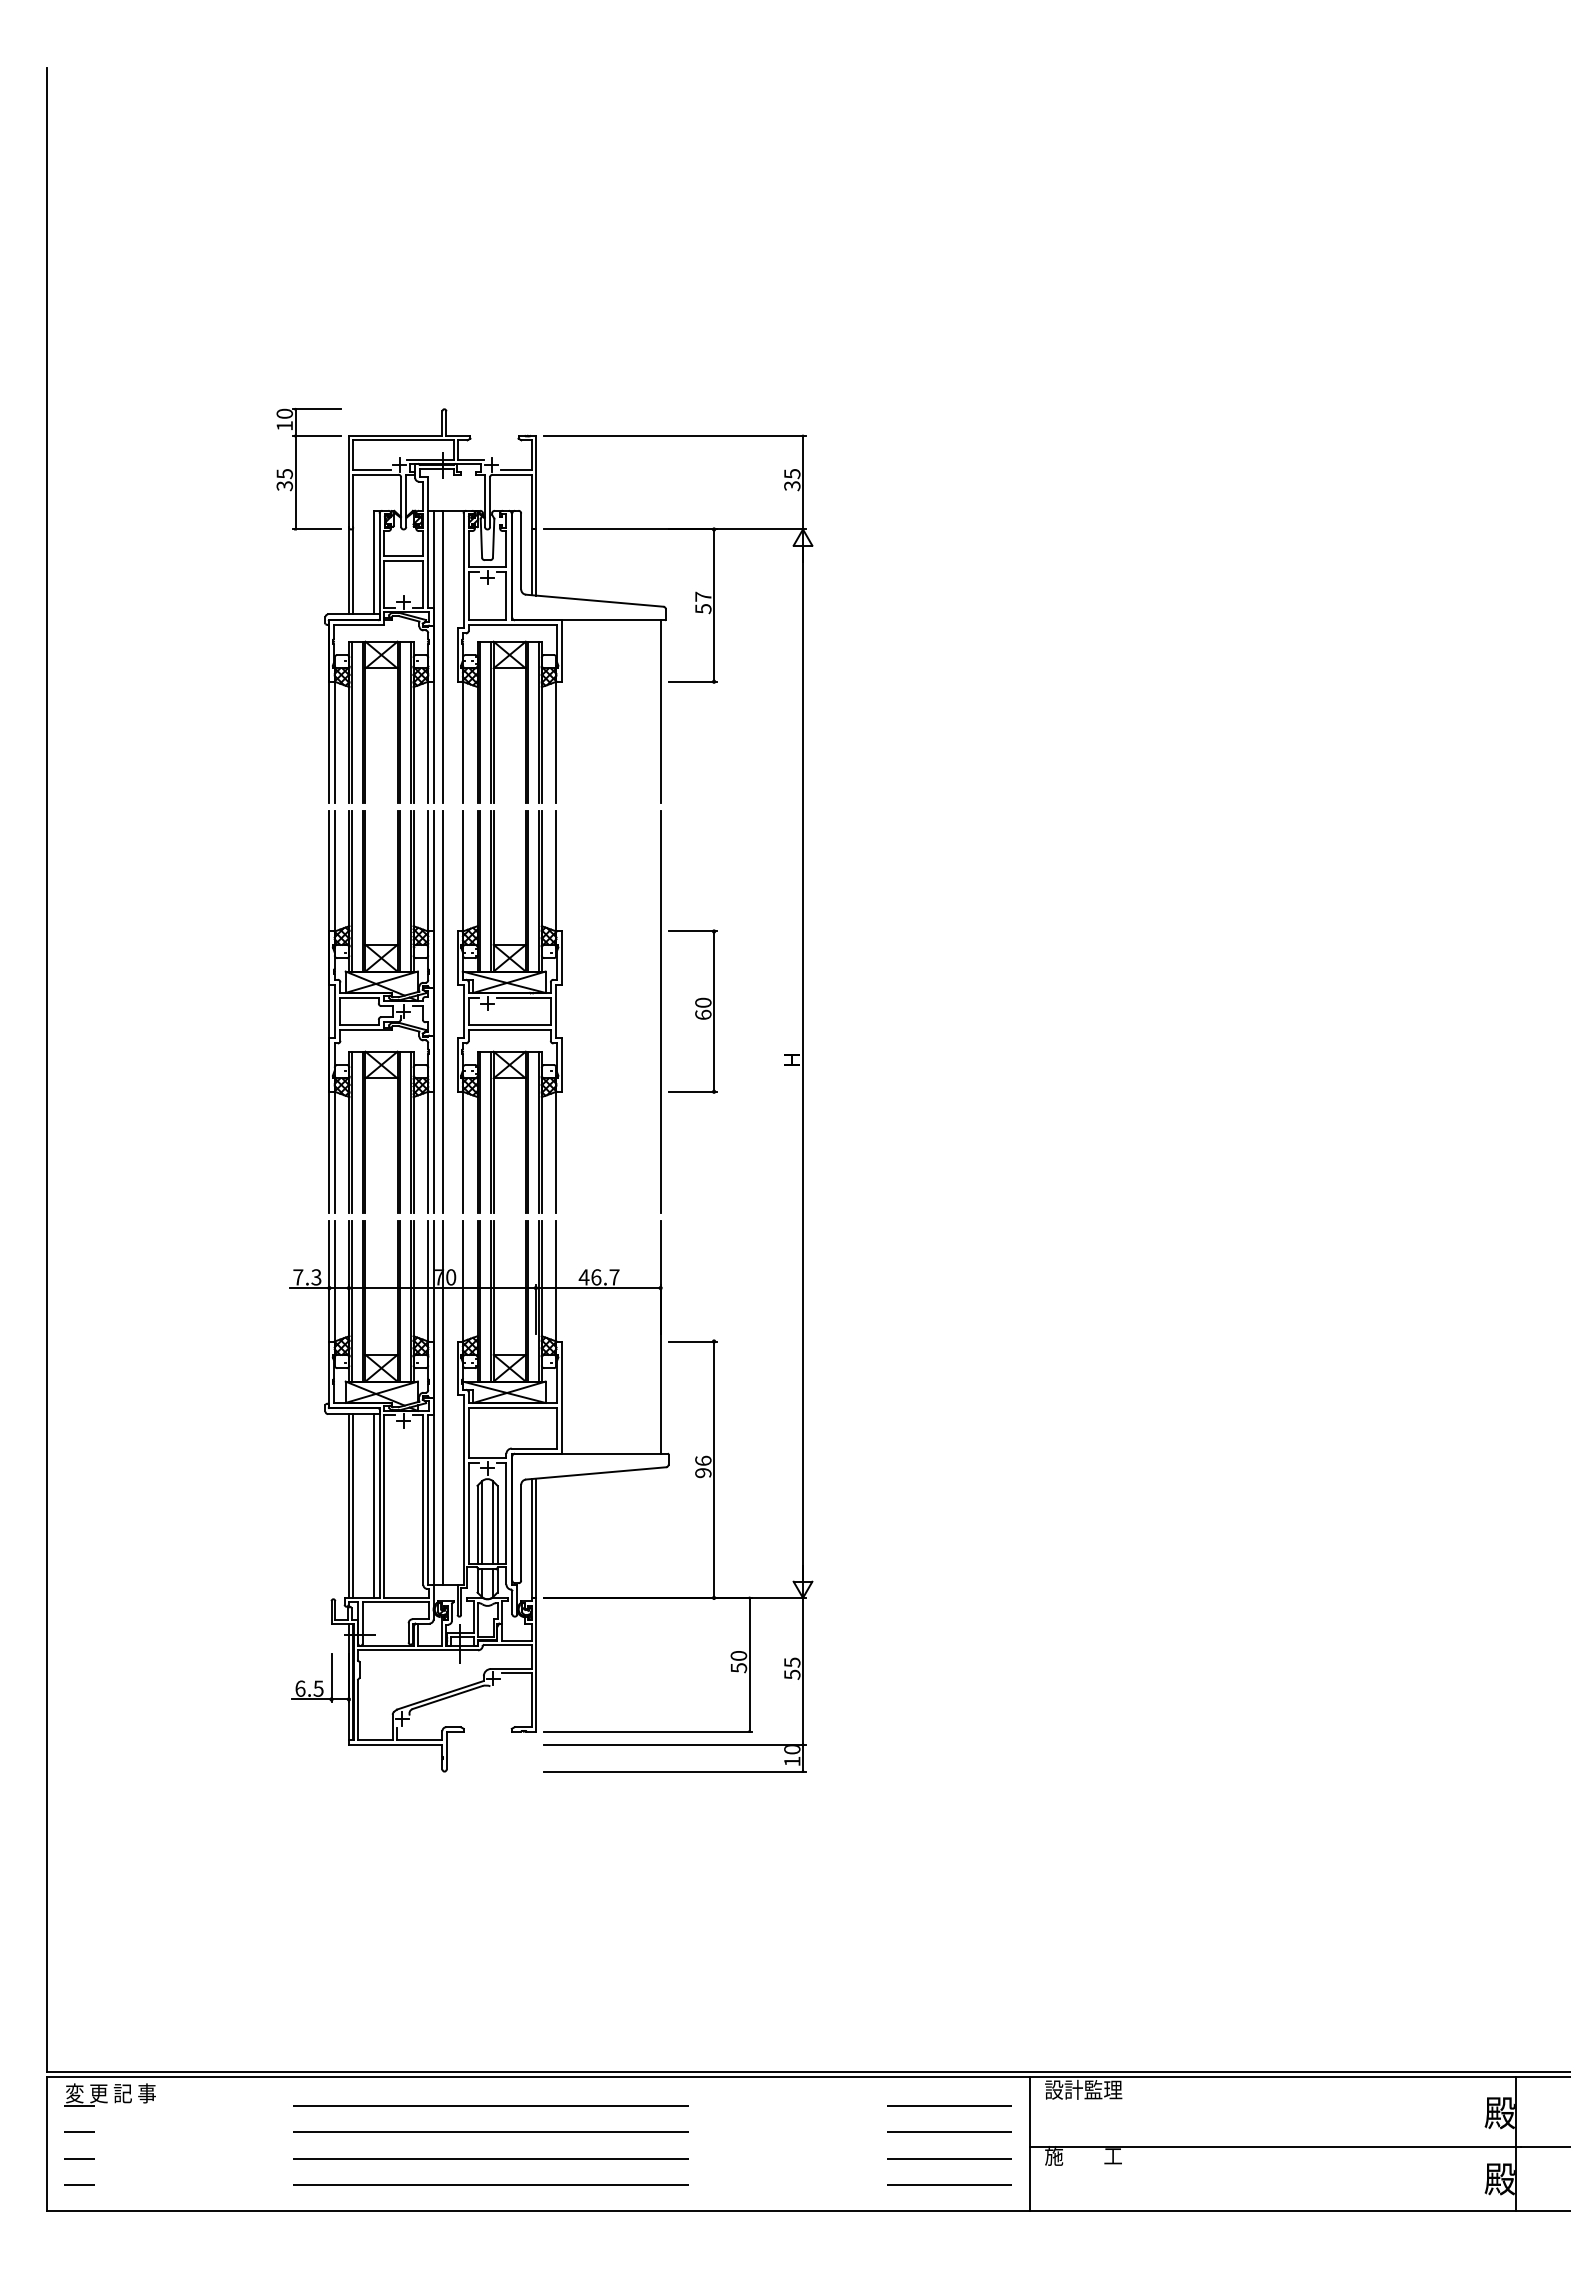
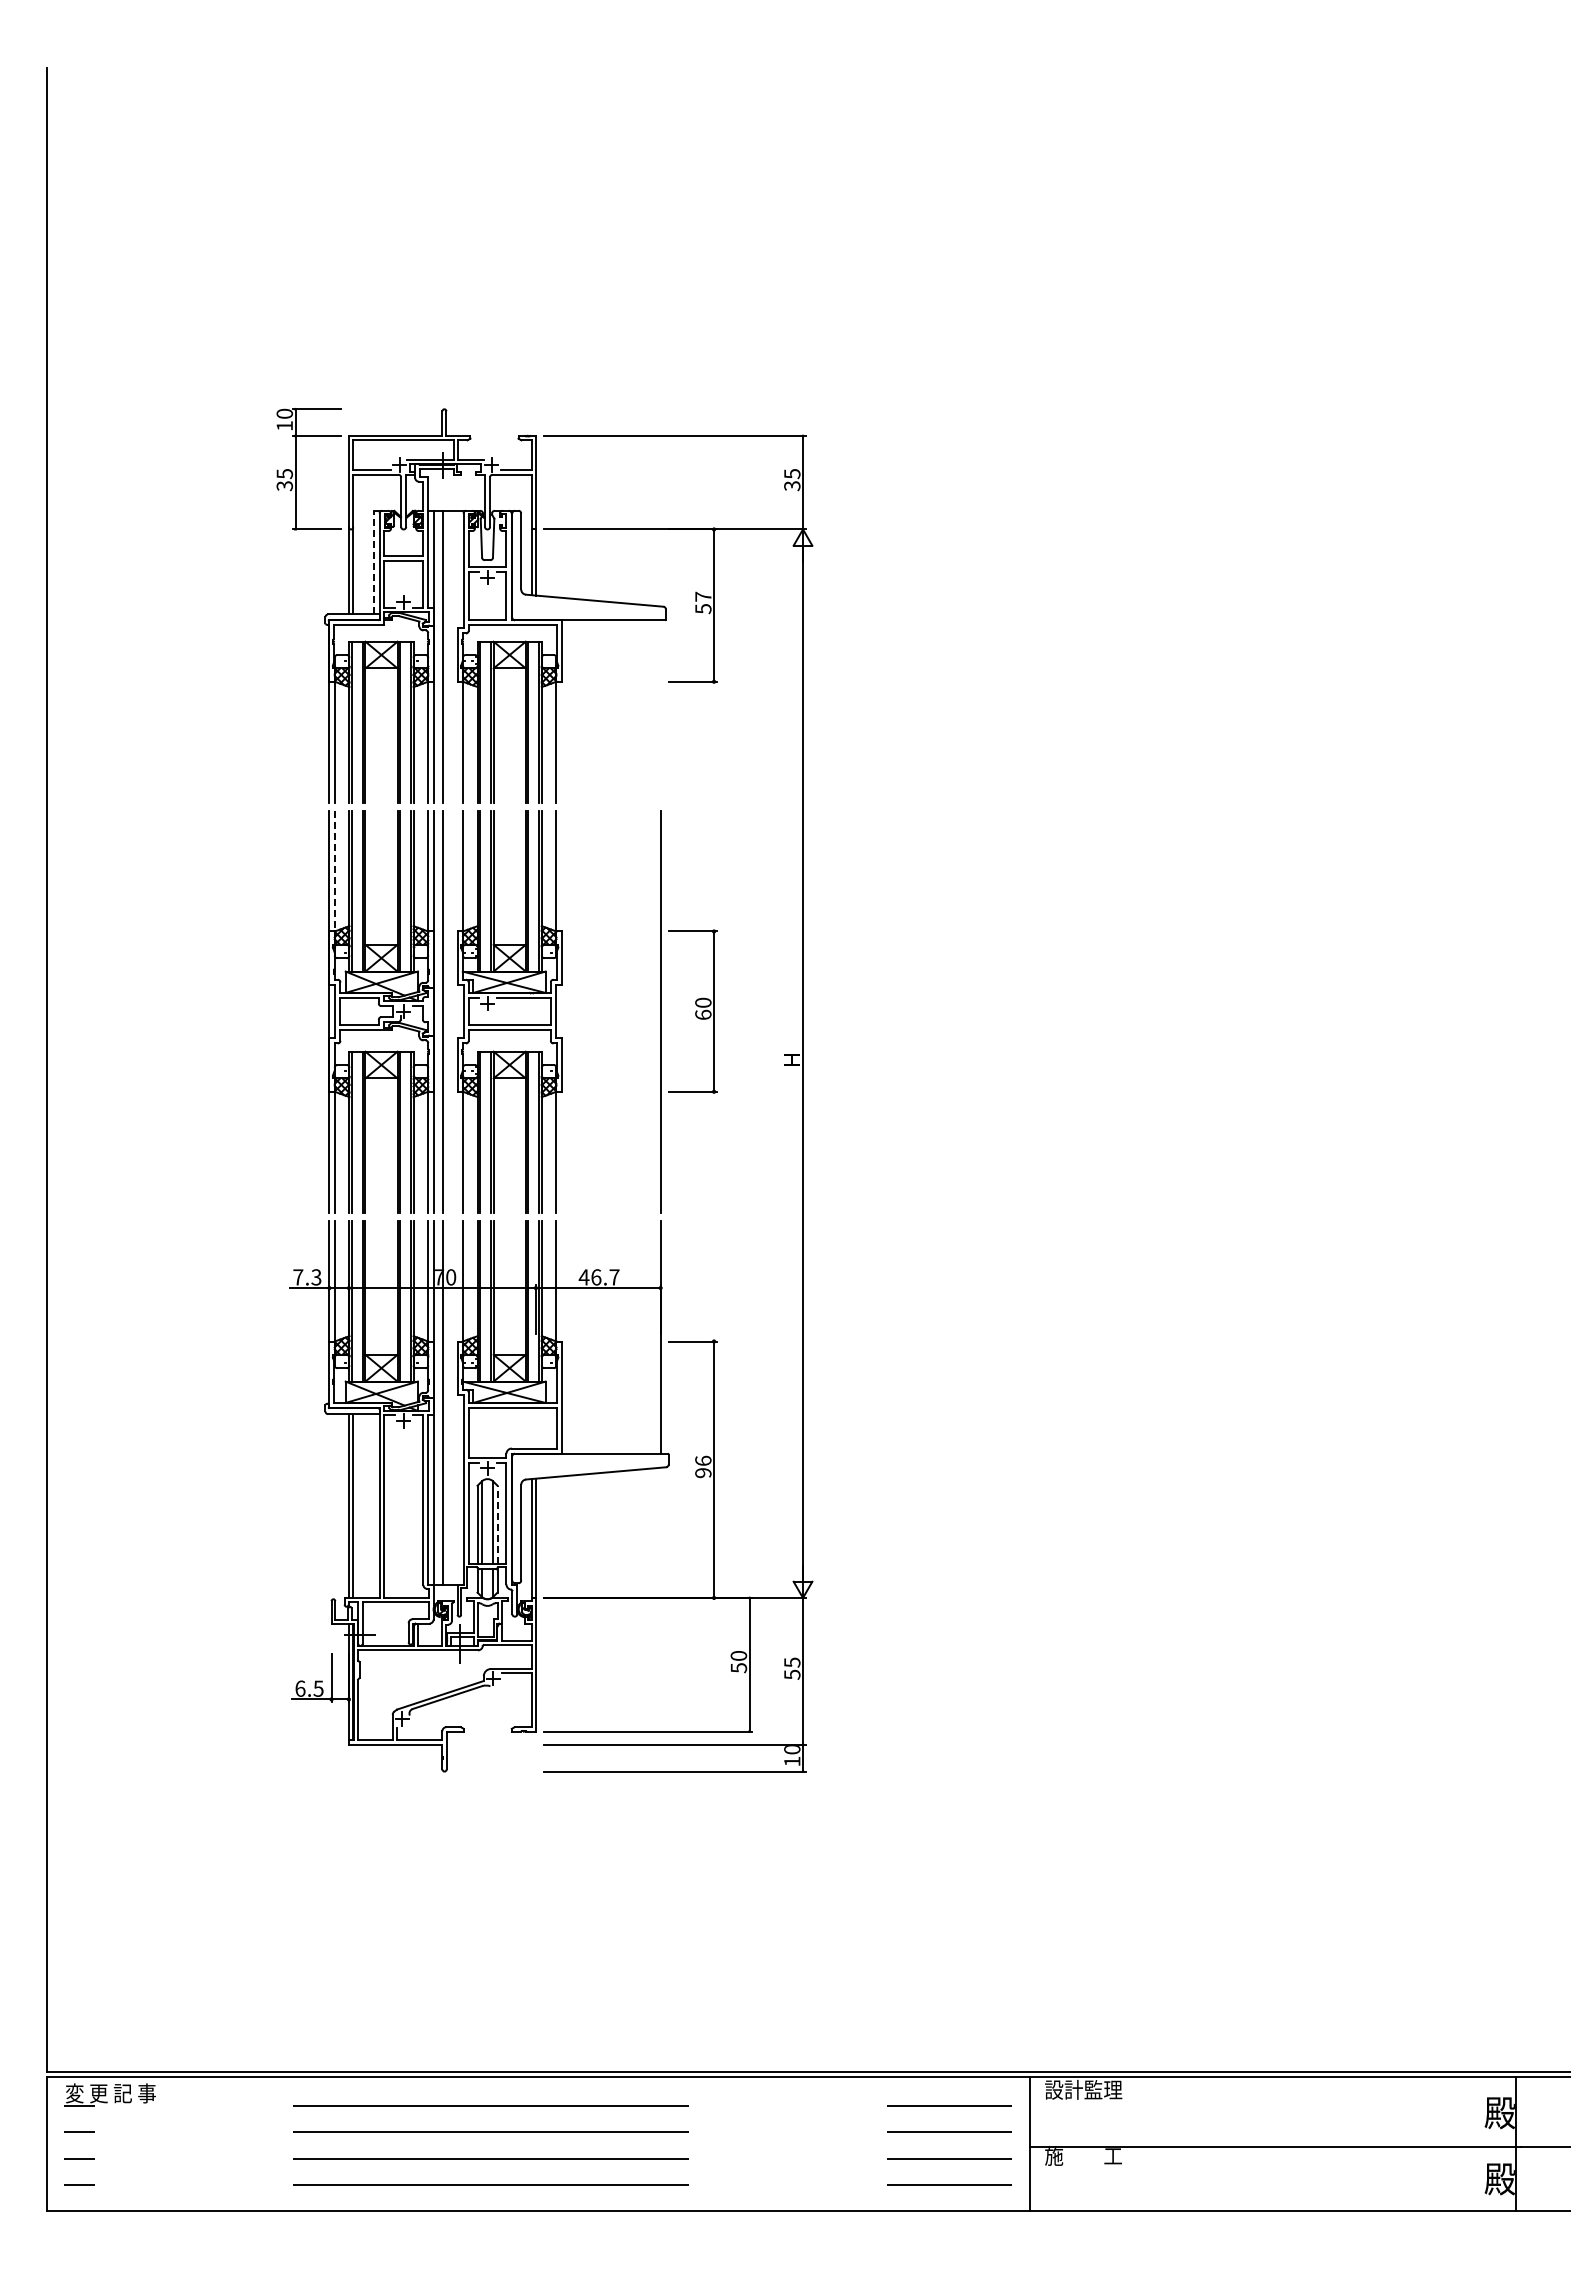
line: solid -> dashed (373, 562)
line: present -> none (660, 711)
line: solid -> dashed (334, 872)
line: present -> none (373, 1505)
line: solid -> dashed (497, 1524)
